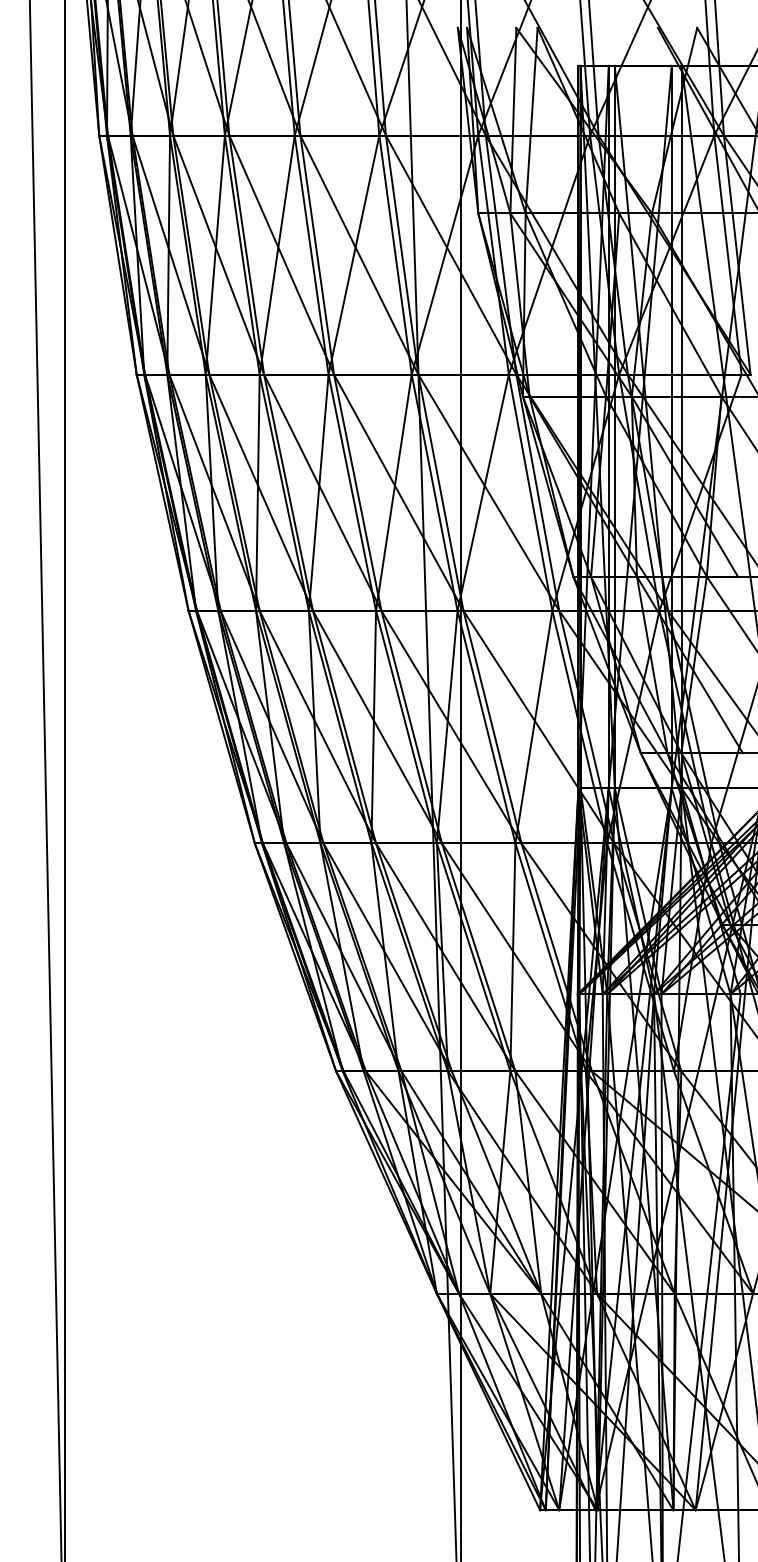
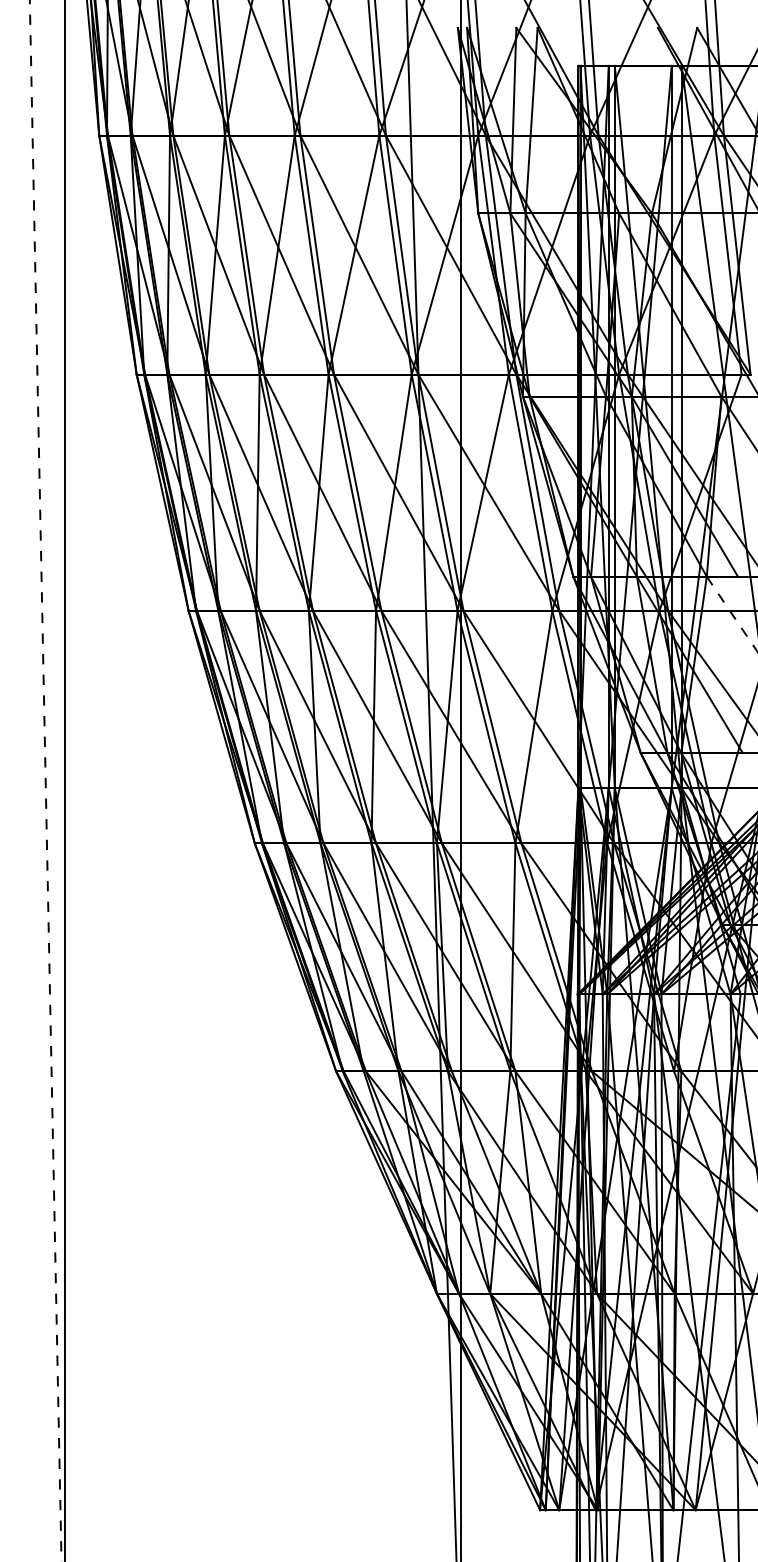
line: solid -> dashed (732, 614)
line: solid -> dashed (45, 780)
